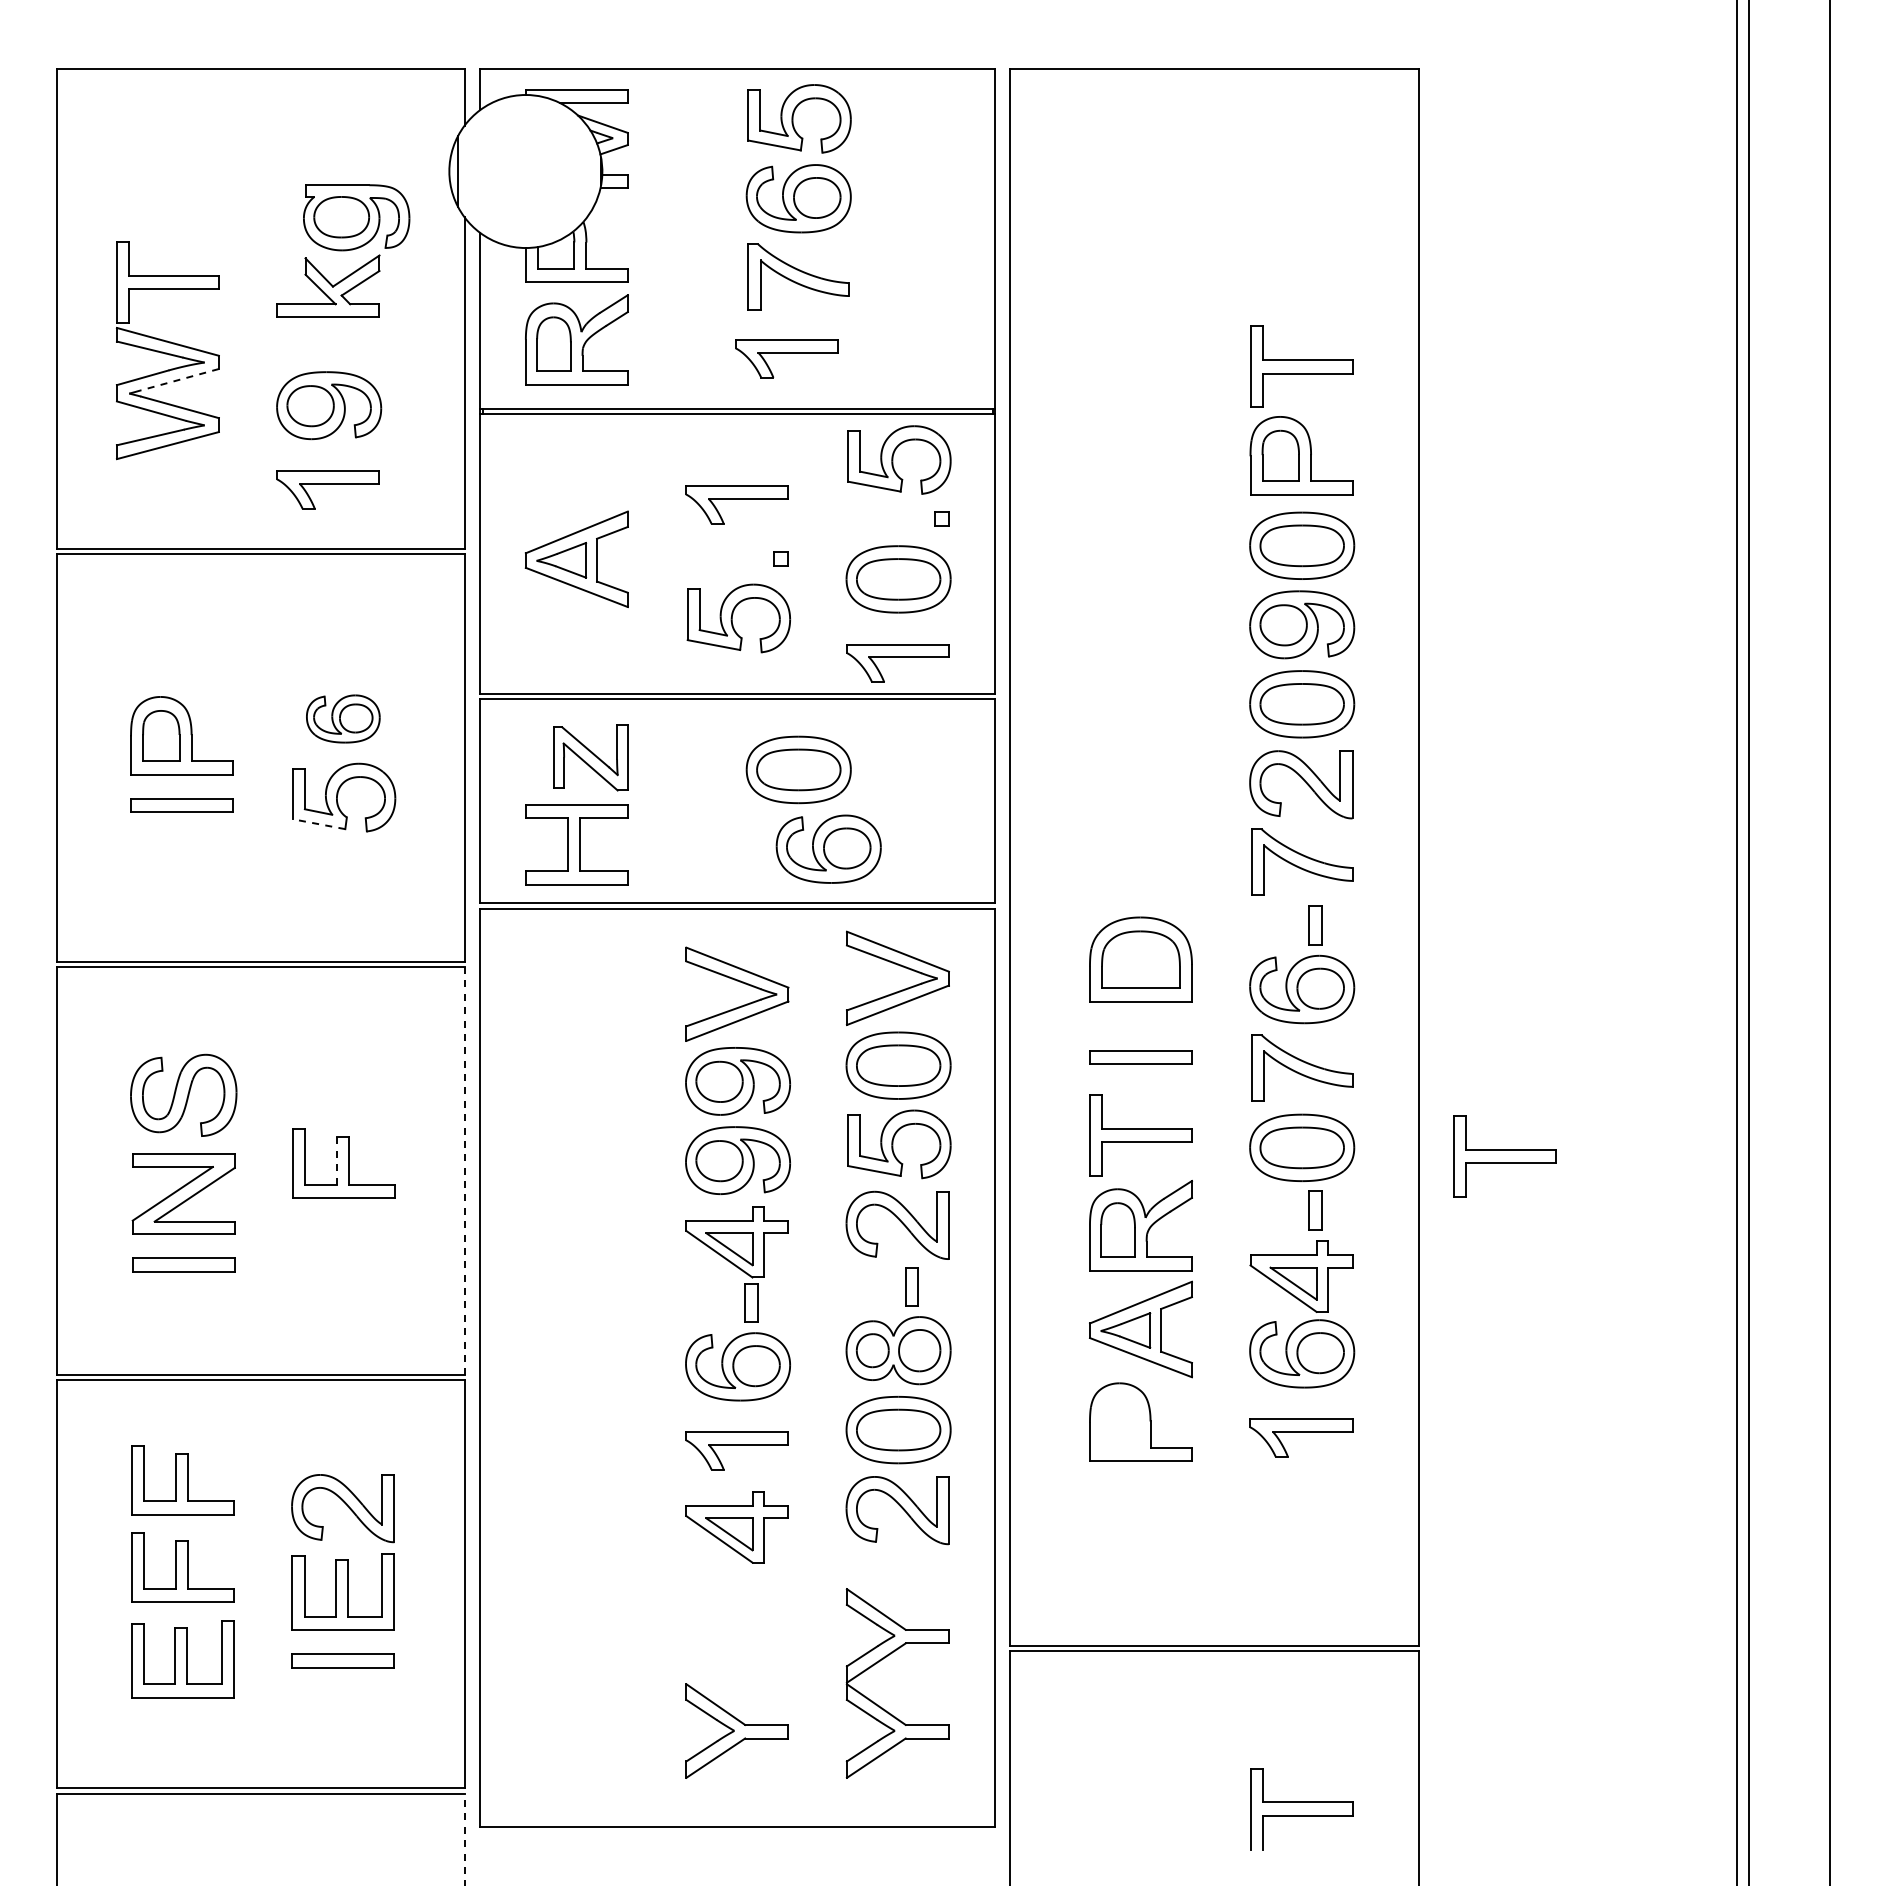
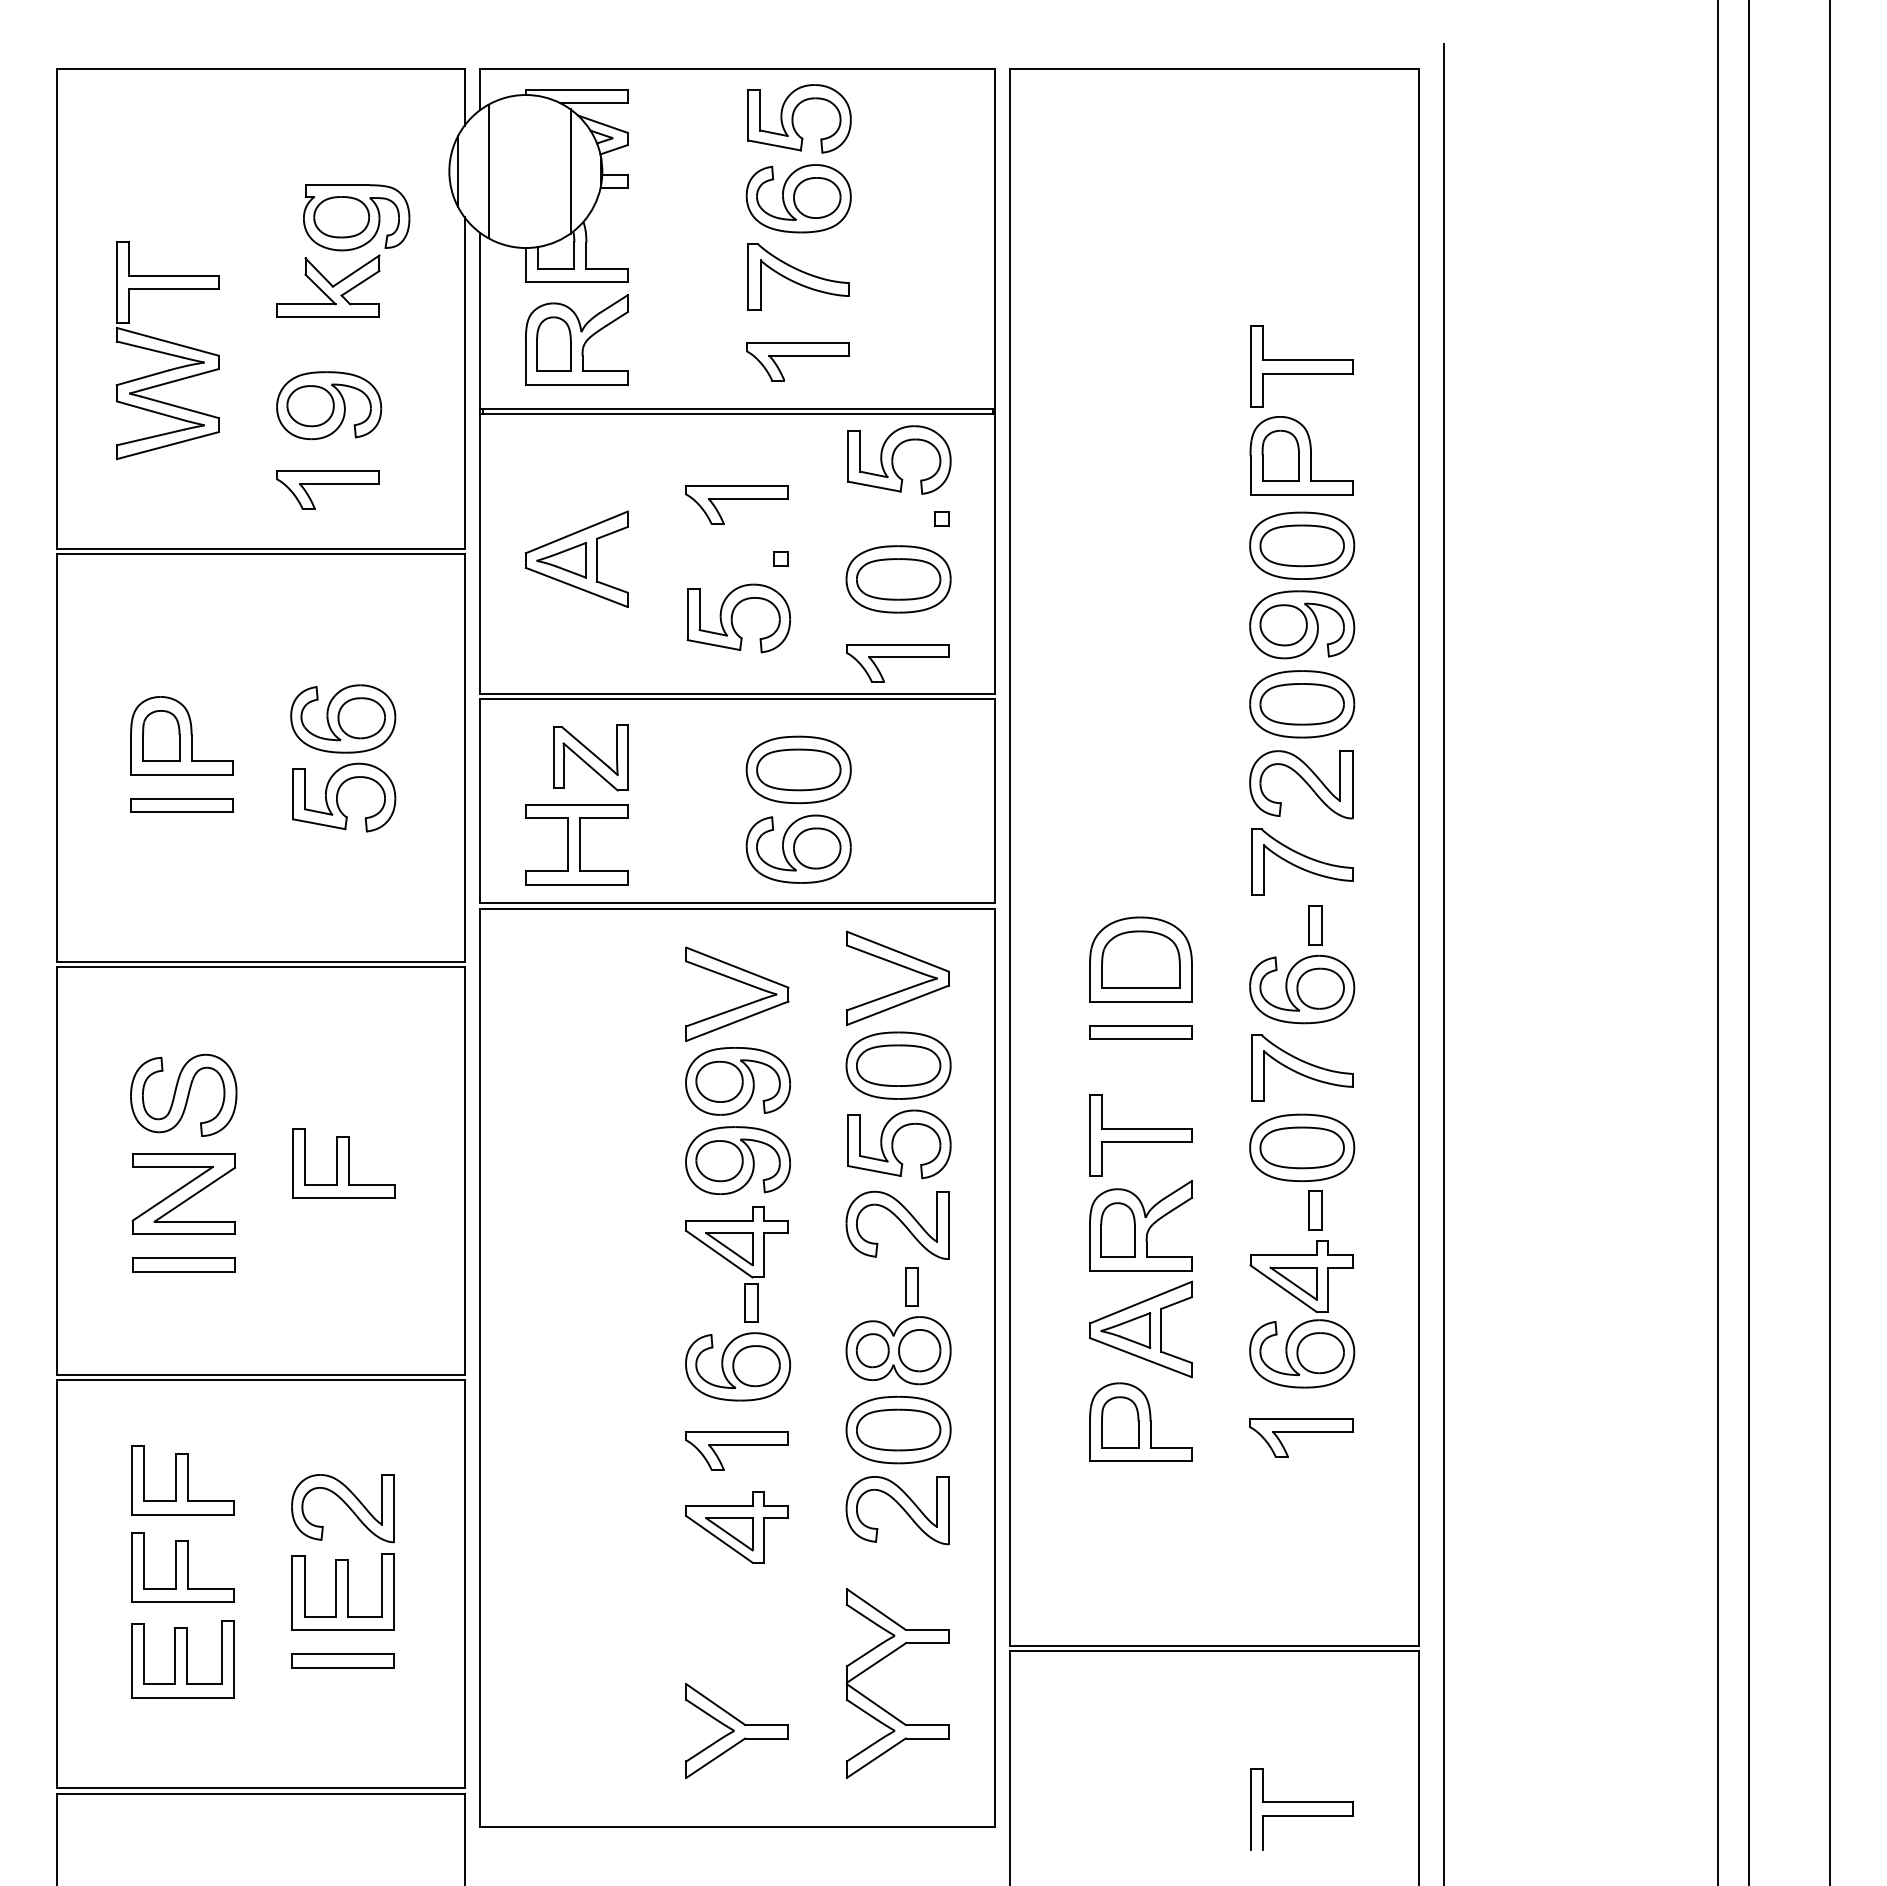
line: none -> present (488, 171)
line: none -> present (570, 171)
part position: (786, 358) -> (797, 361) (797, 361)
line: dashed -> solid (179, 379)
part size: 75x50 px -> 107x70 px (343, 718)
line: dashed -> solid (319, 824)
part position: (828, 848) -> (798, 848) (798, 848)
line position: (1737, 942) -> (1718, 942) (1718, 942)
line: none -> present (1443, 963)
part position: (1140, 1057) -> (1140, 1032) (1140, 1032)
part: present -> none (1504, 1156)
line: dashed -> solid (336, 1160)
line: dashed -> solid (464, 1170)
part: none -> present (1120, 1422)
line: dashed -> solid (464, 1839)
